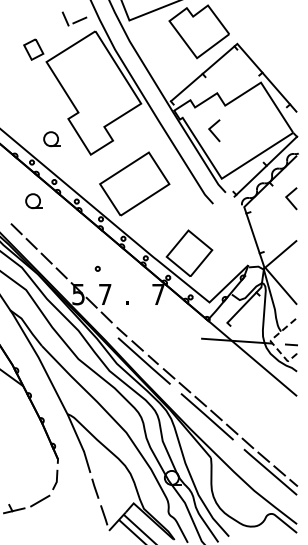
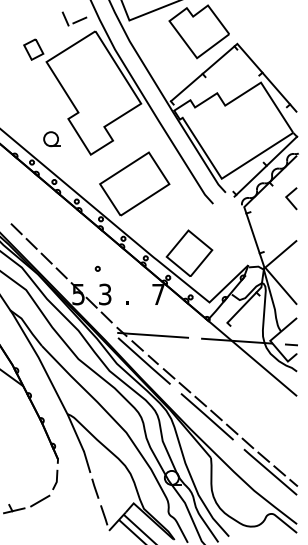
line: present -> none (212, 131)
part: present -> none (33, 201)
text: 7 -> 3 (105, 294)
line: none -> present (153, 334)
line: dashed -> solid (271, 342)
